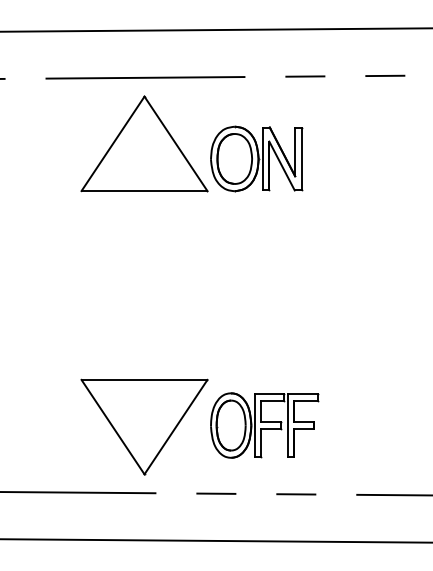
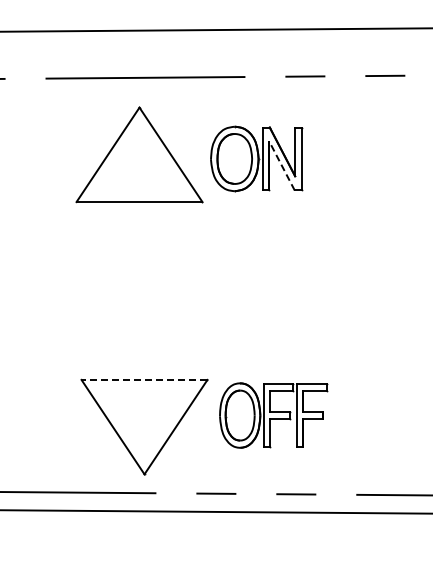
part position: (144, 143) -> (139, 154) (139, 154)
line: solid -> dashed (282, 166)
line: solid -> dashed (144, 379)
part position: (264, 425) -> (273, 415) (273, 415)
line position: (215, 540) -> (215, 511) (215, 511)
